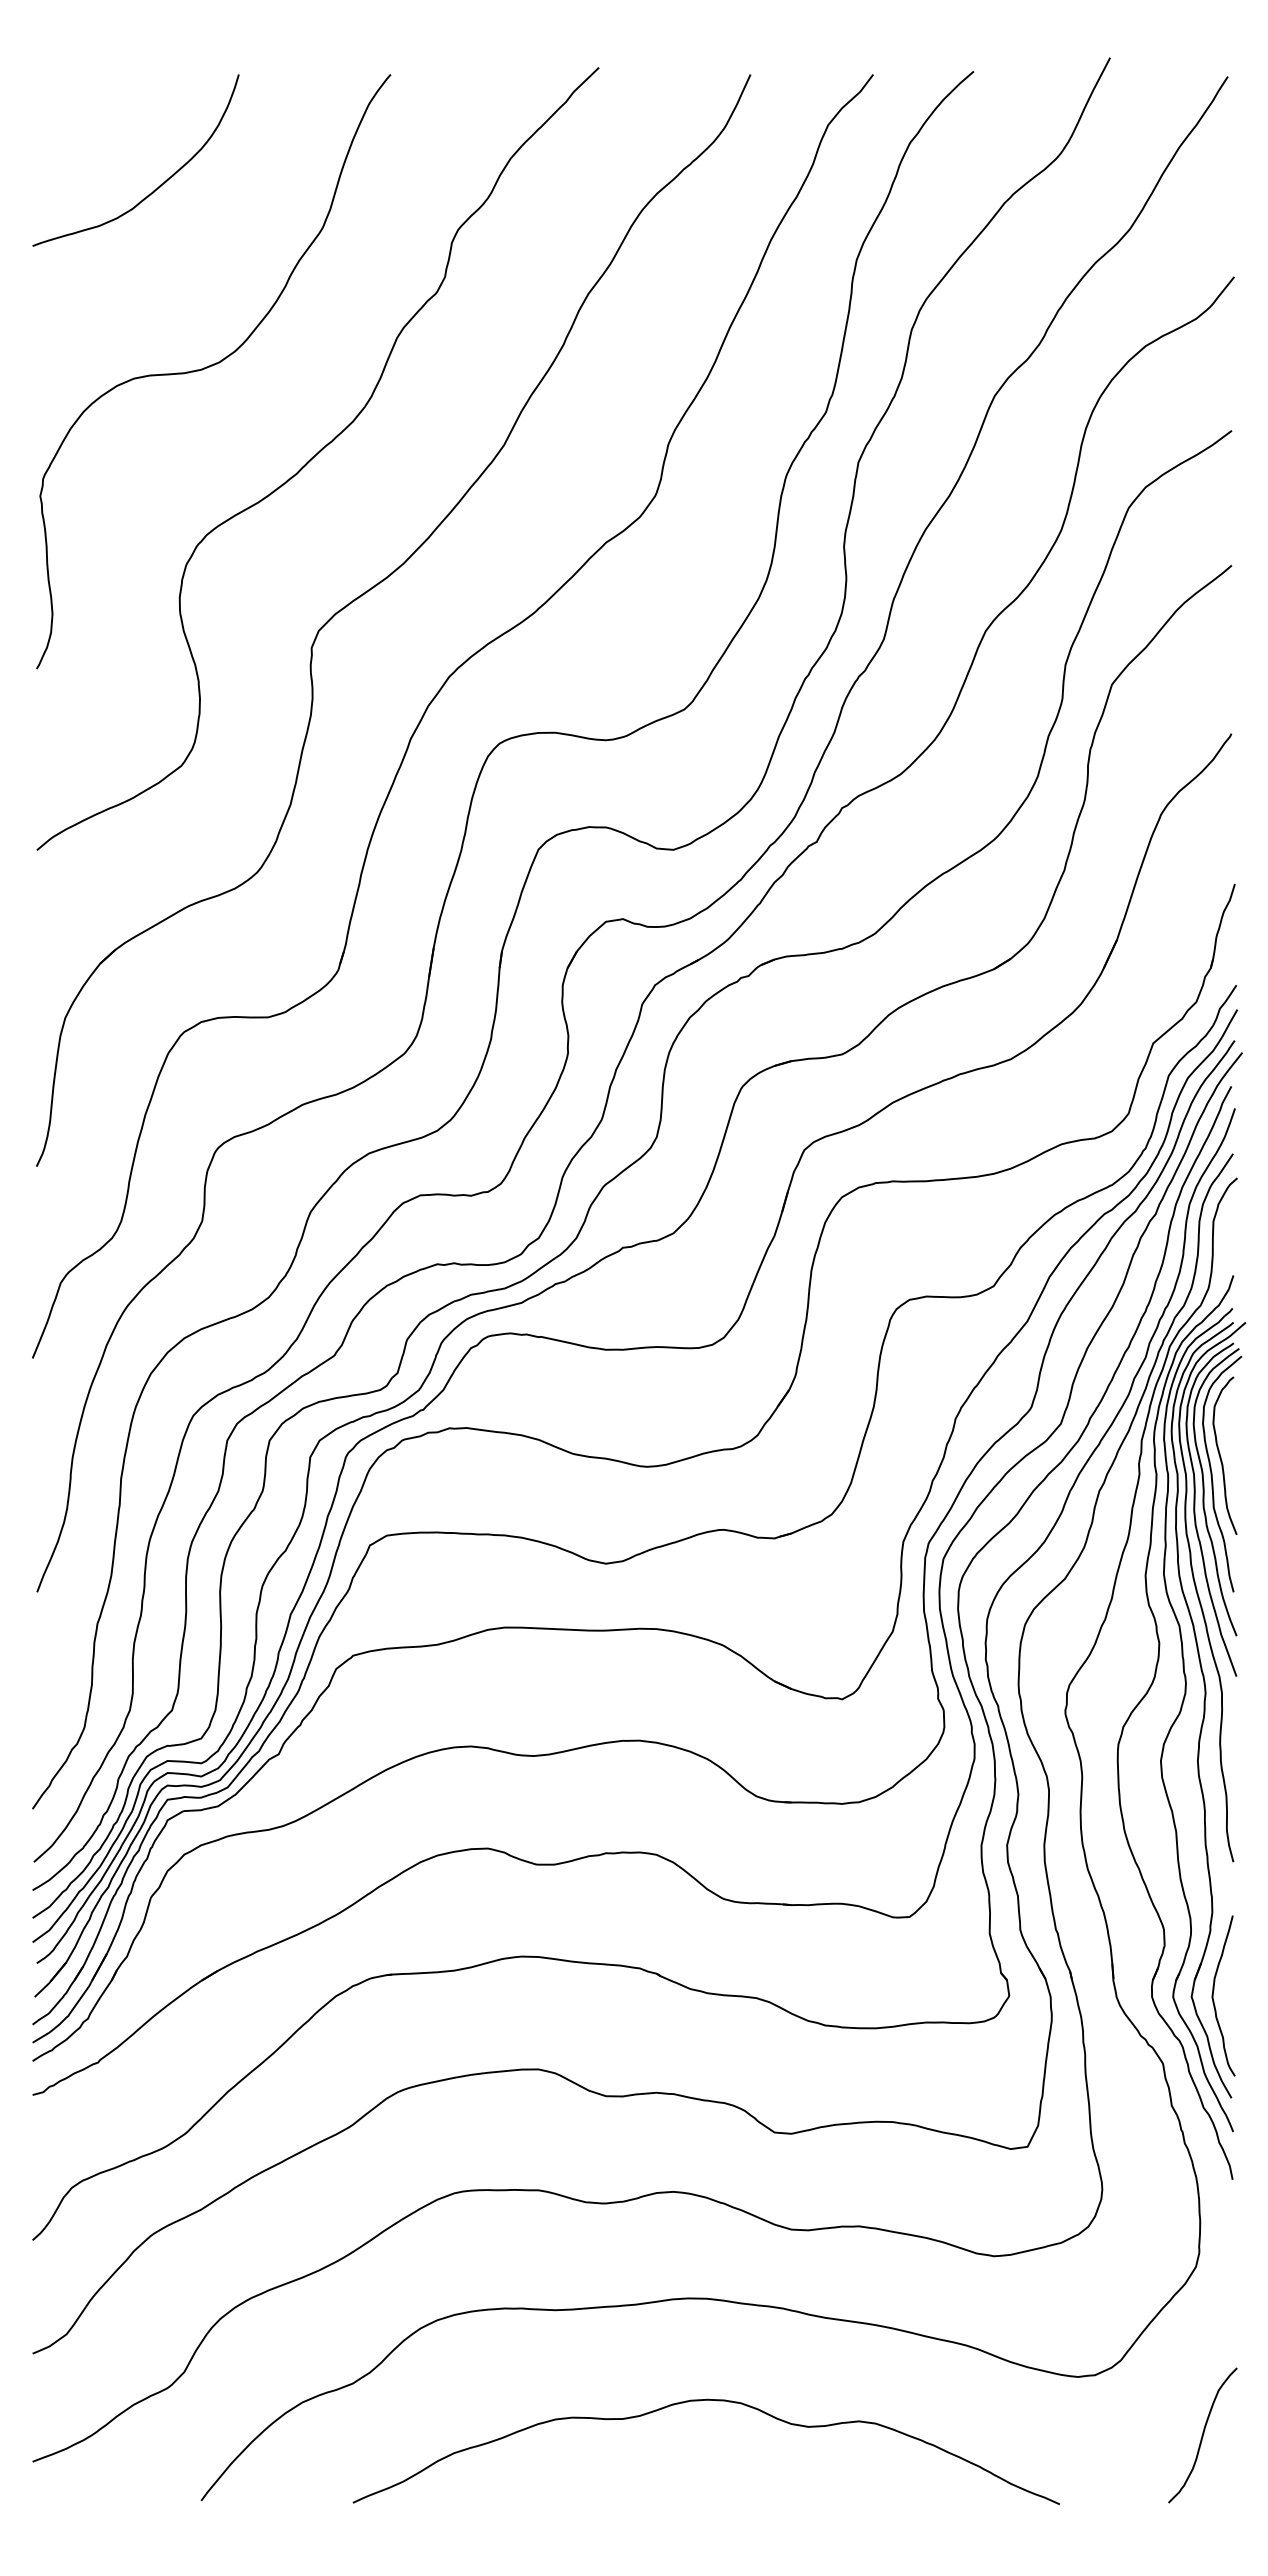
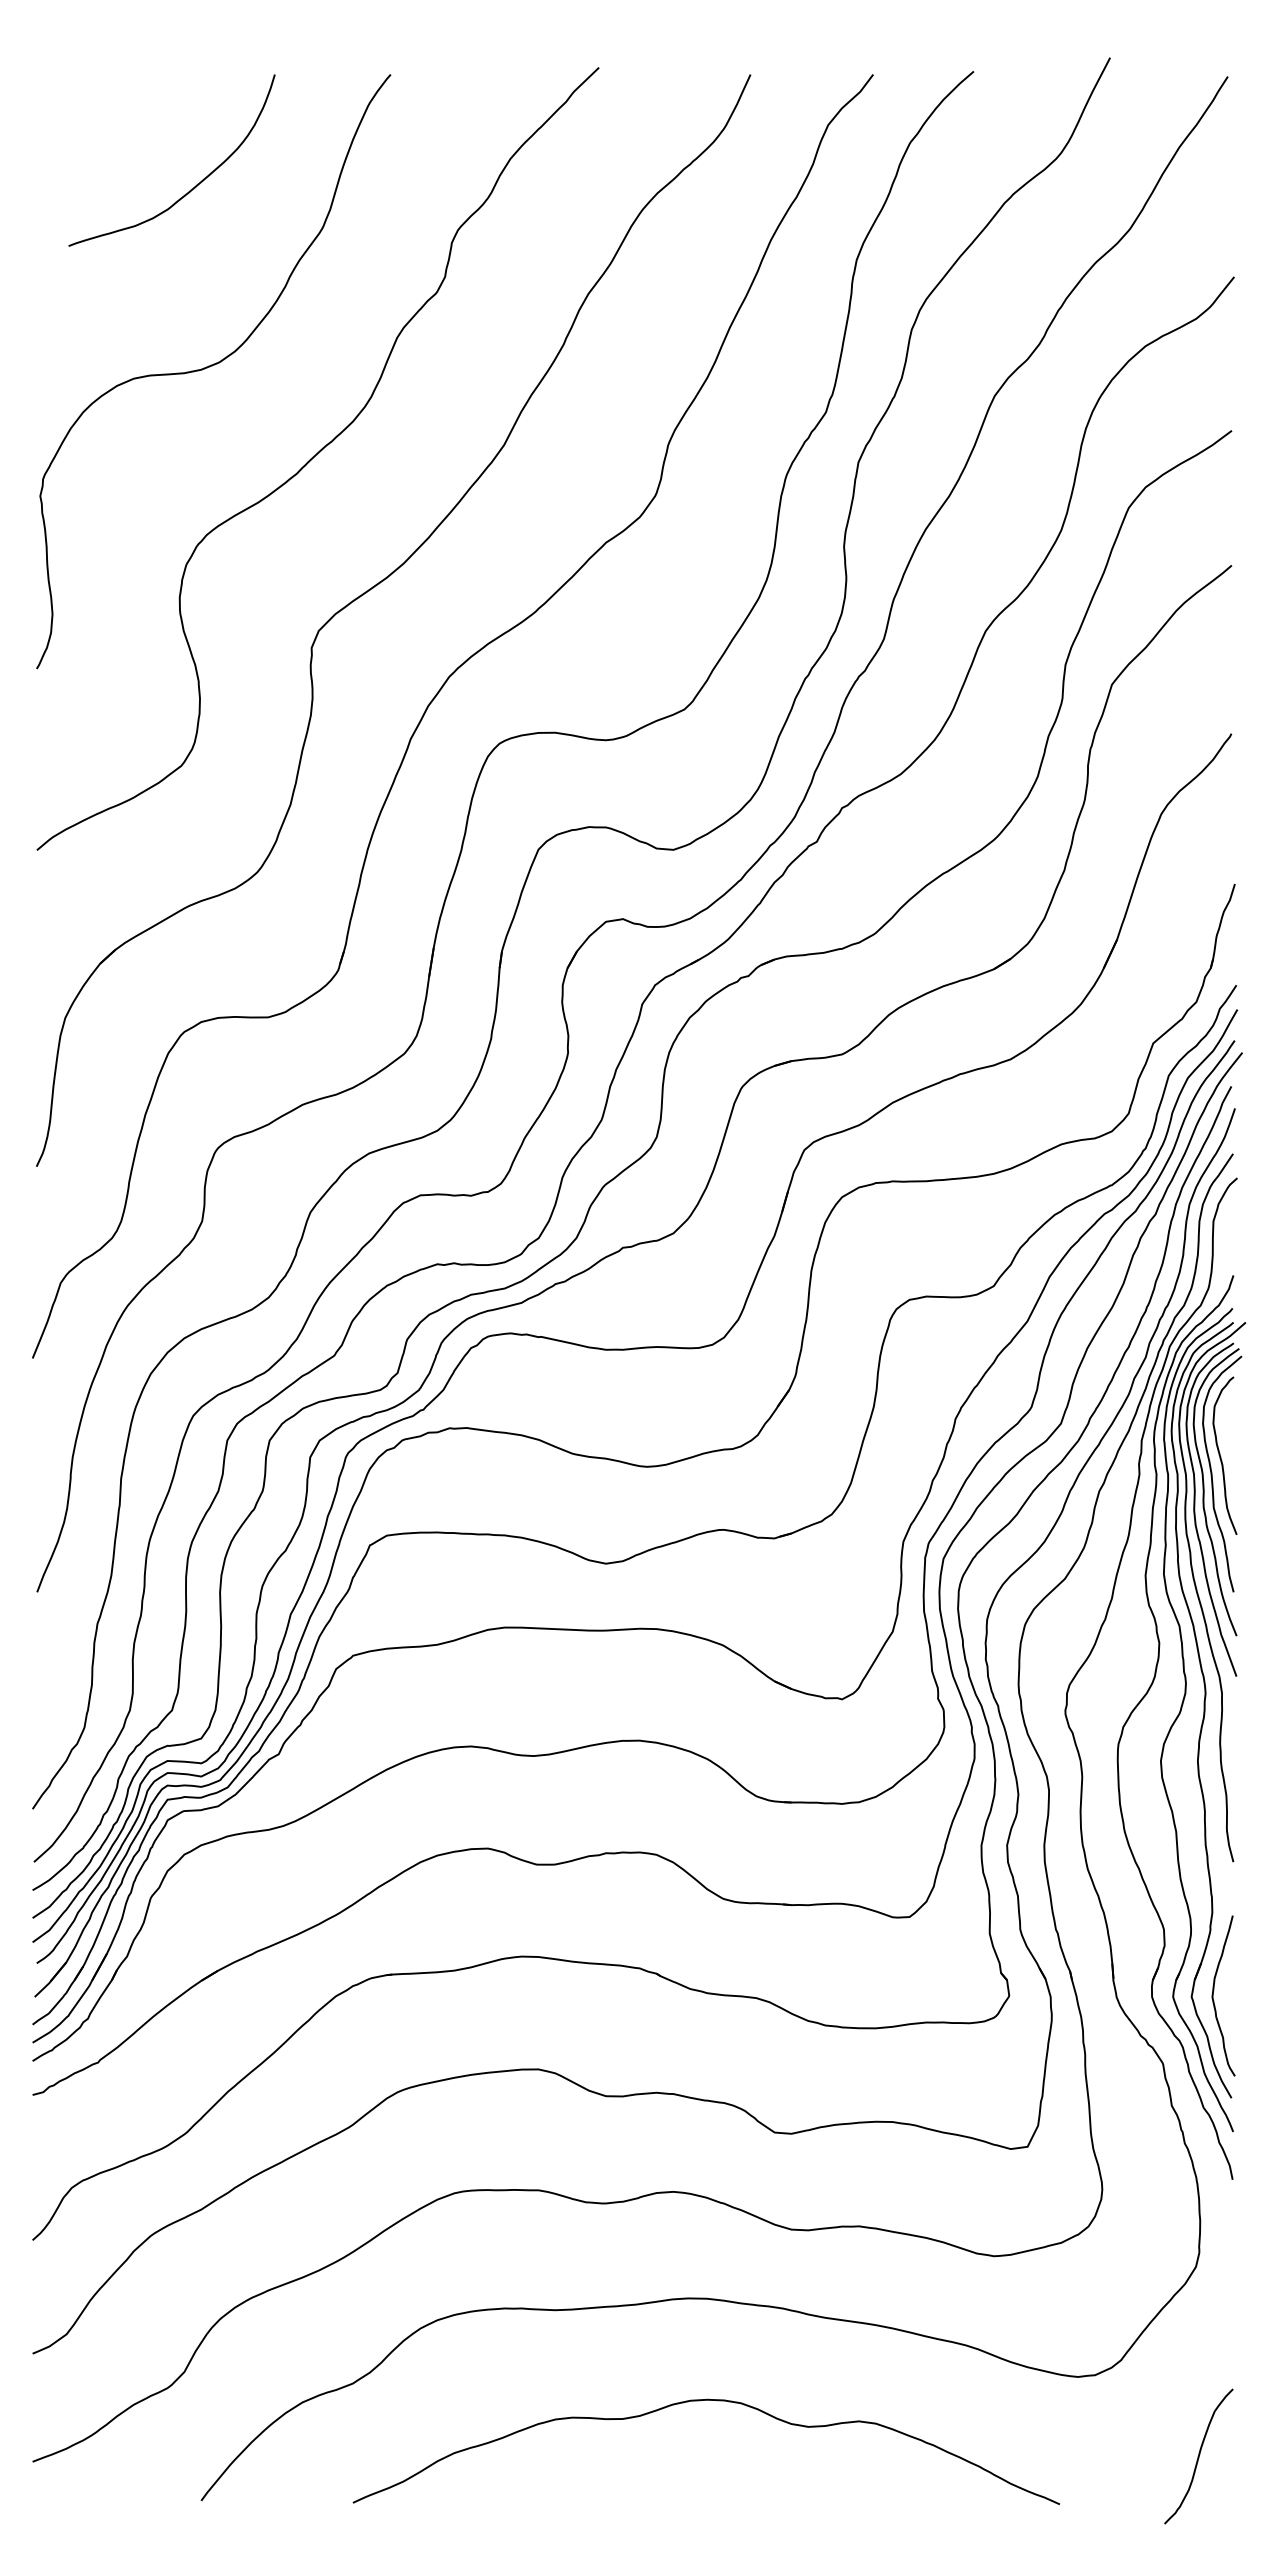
curve position: (160, 184) -> (196, 184) (196, 184)
curve position: (1202, 2435) -> (1198, 2456) (1198, 2456)
